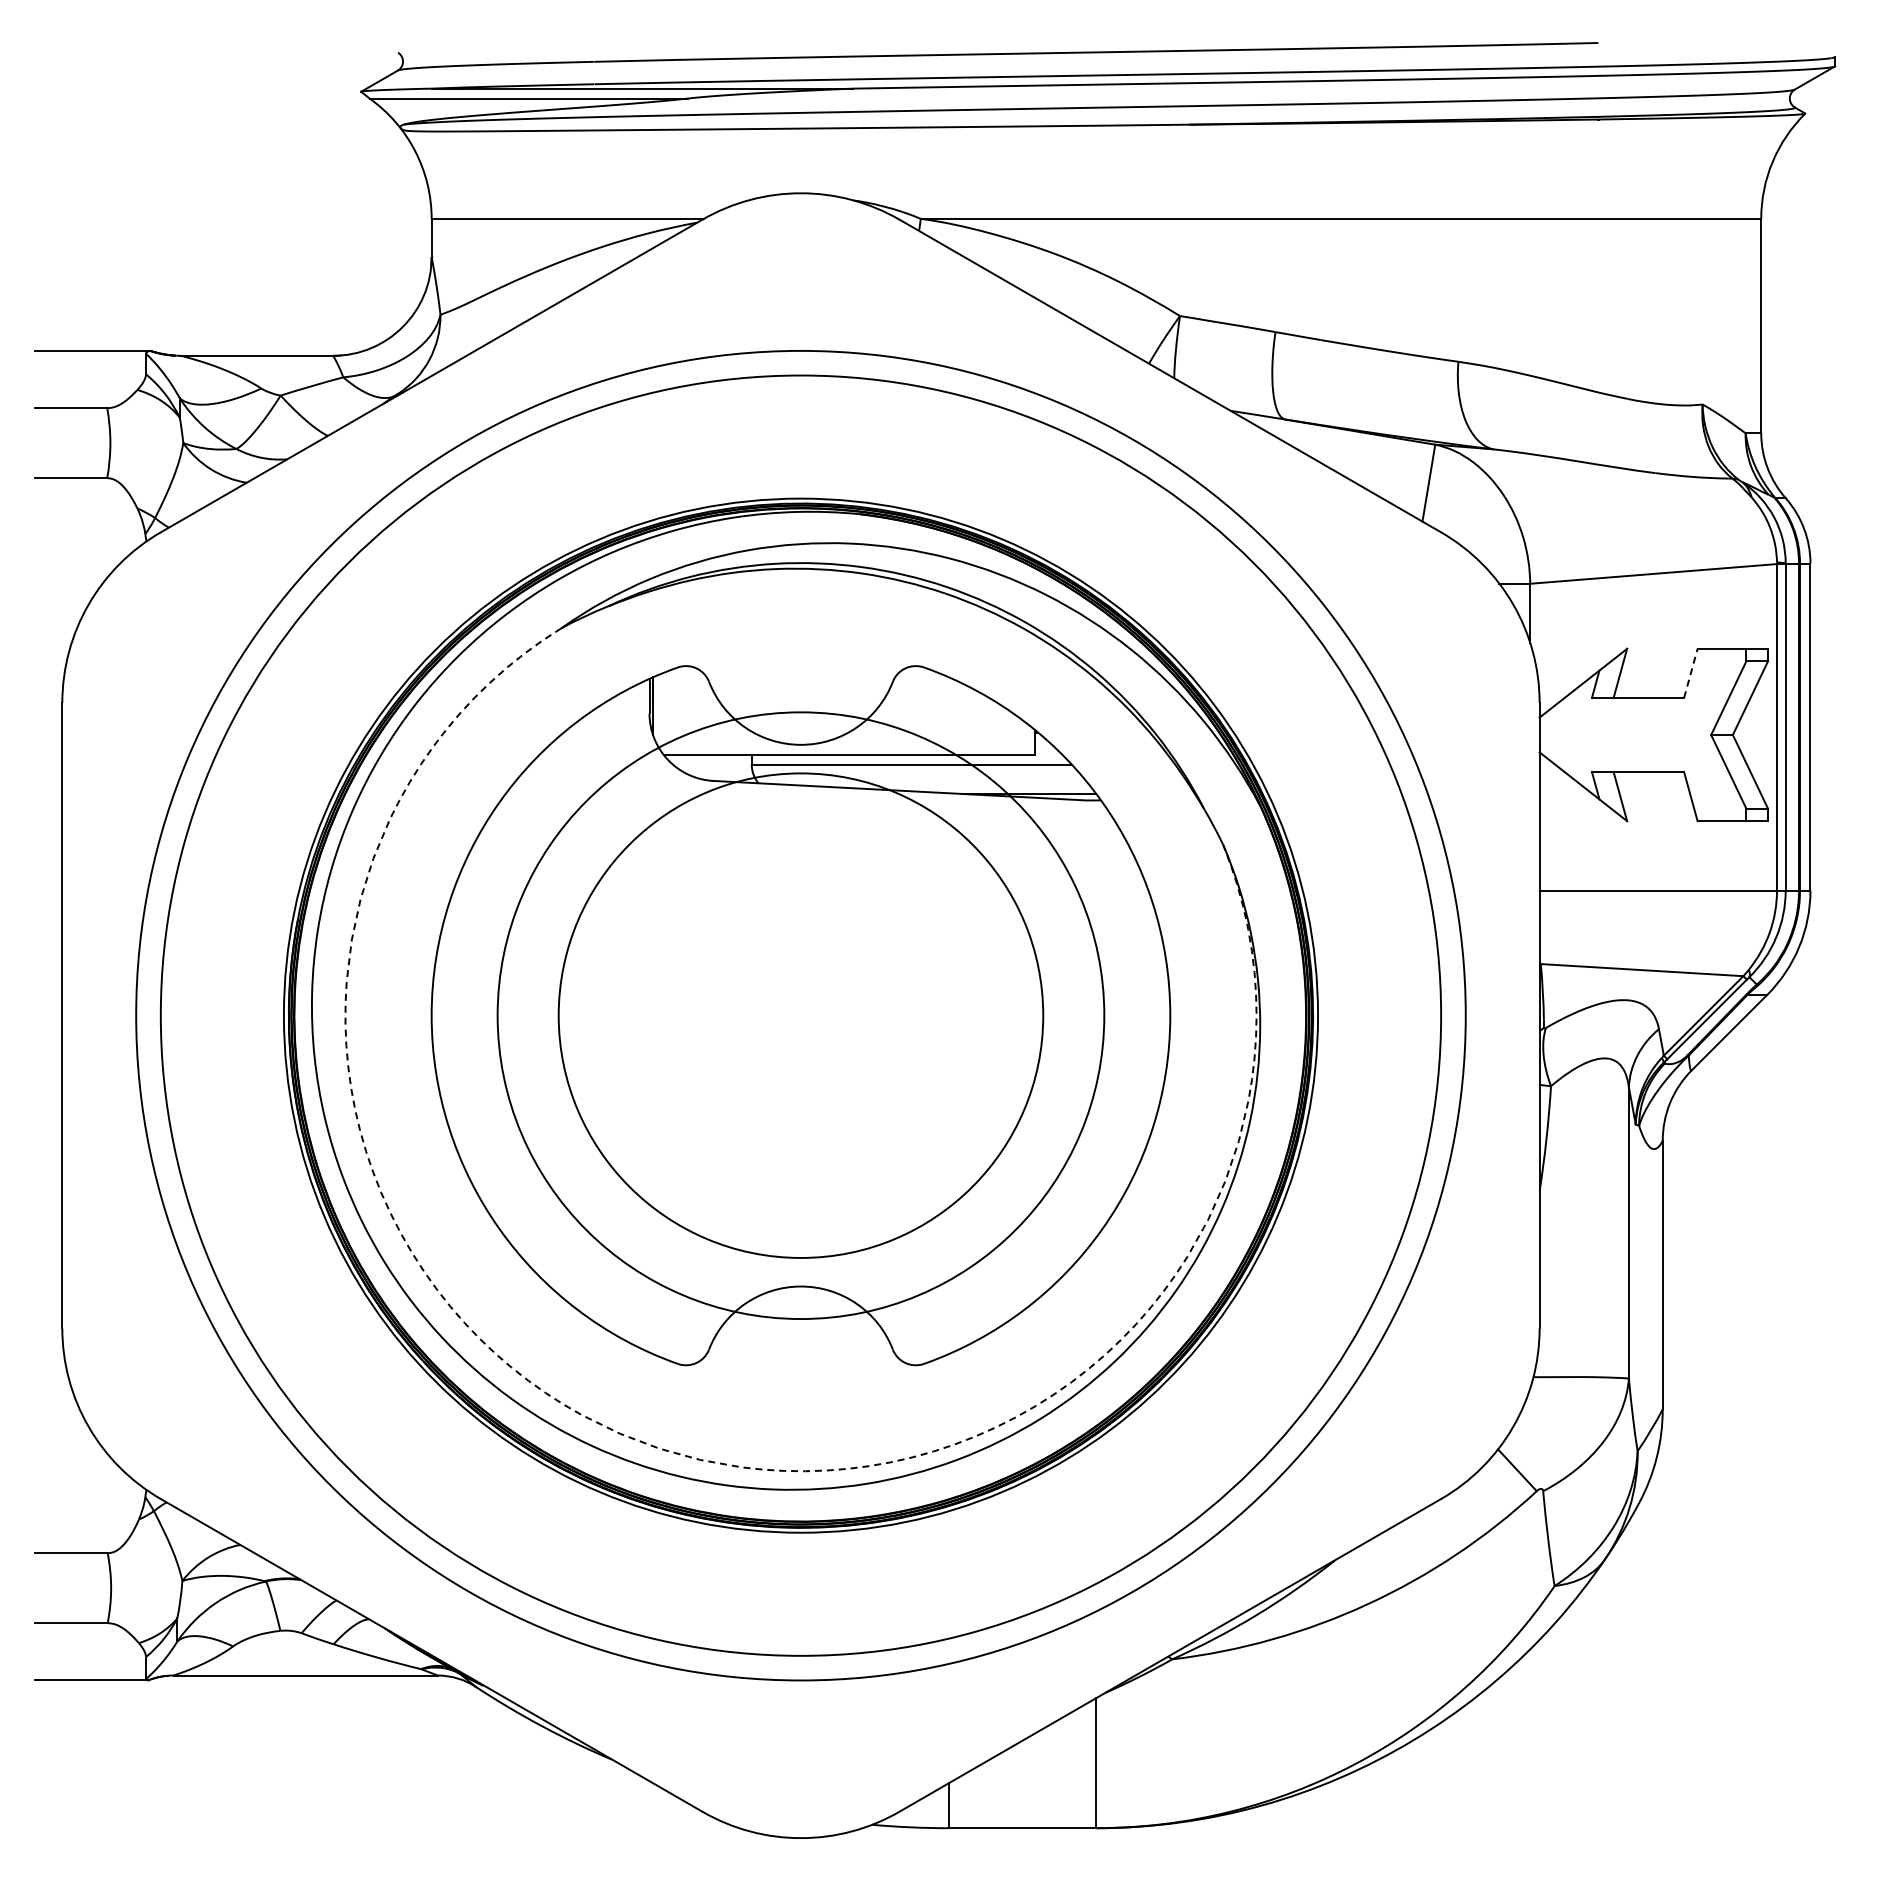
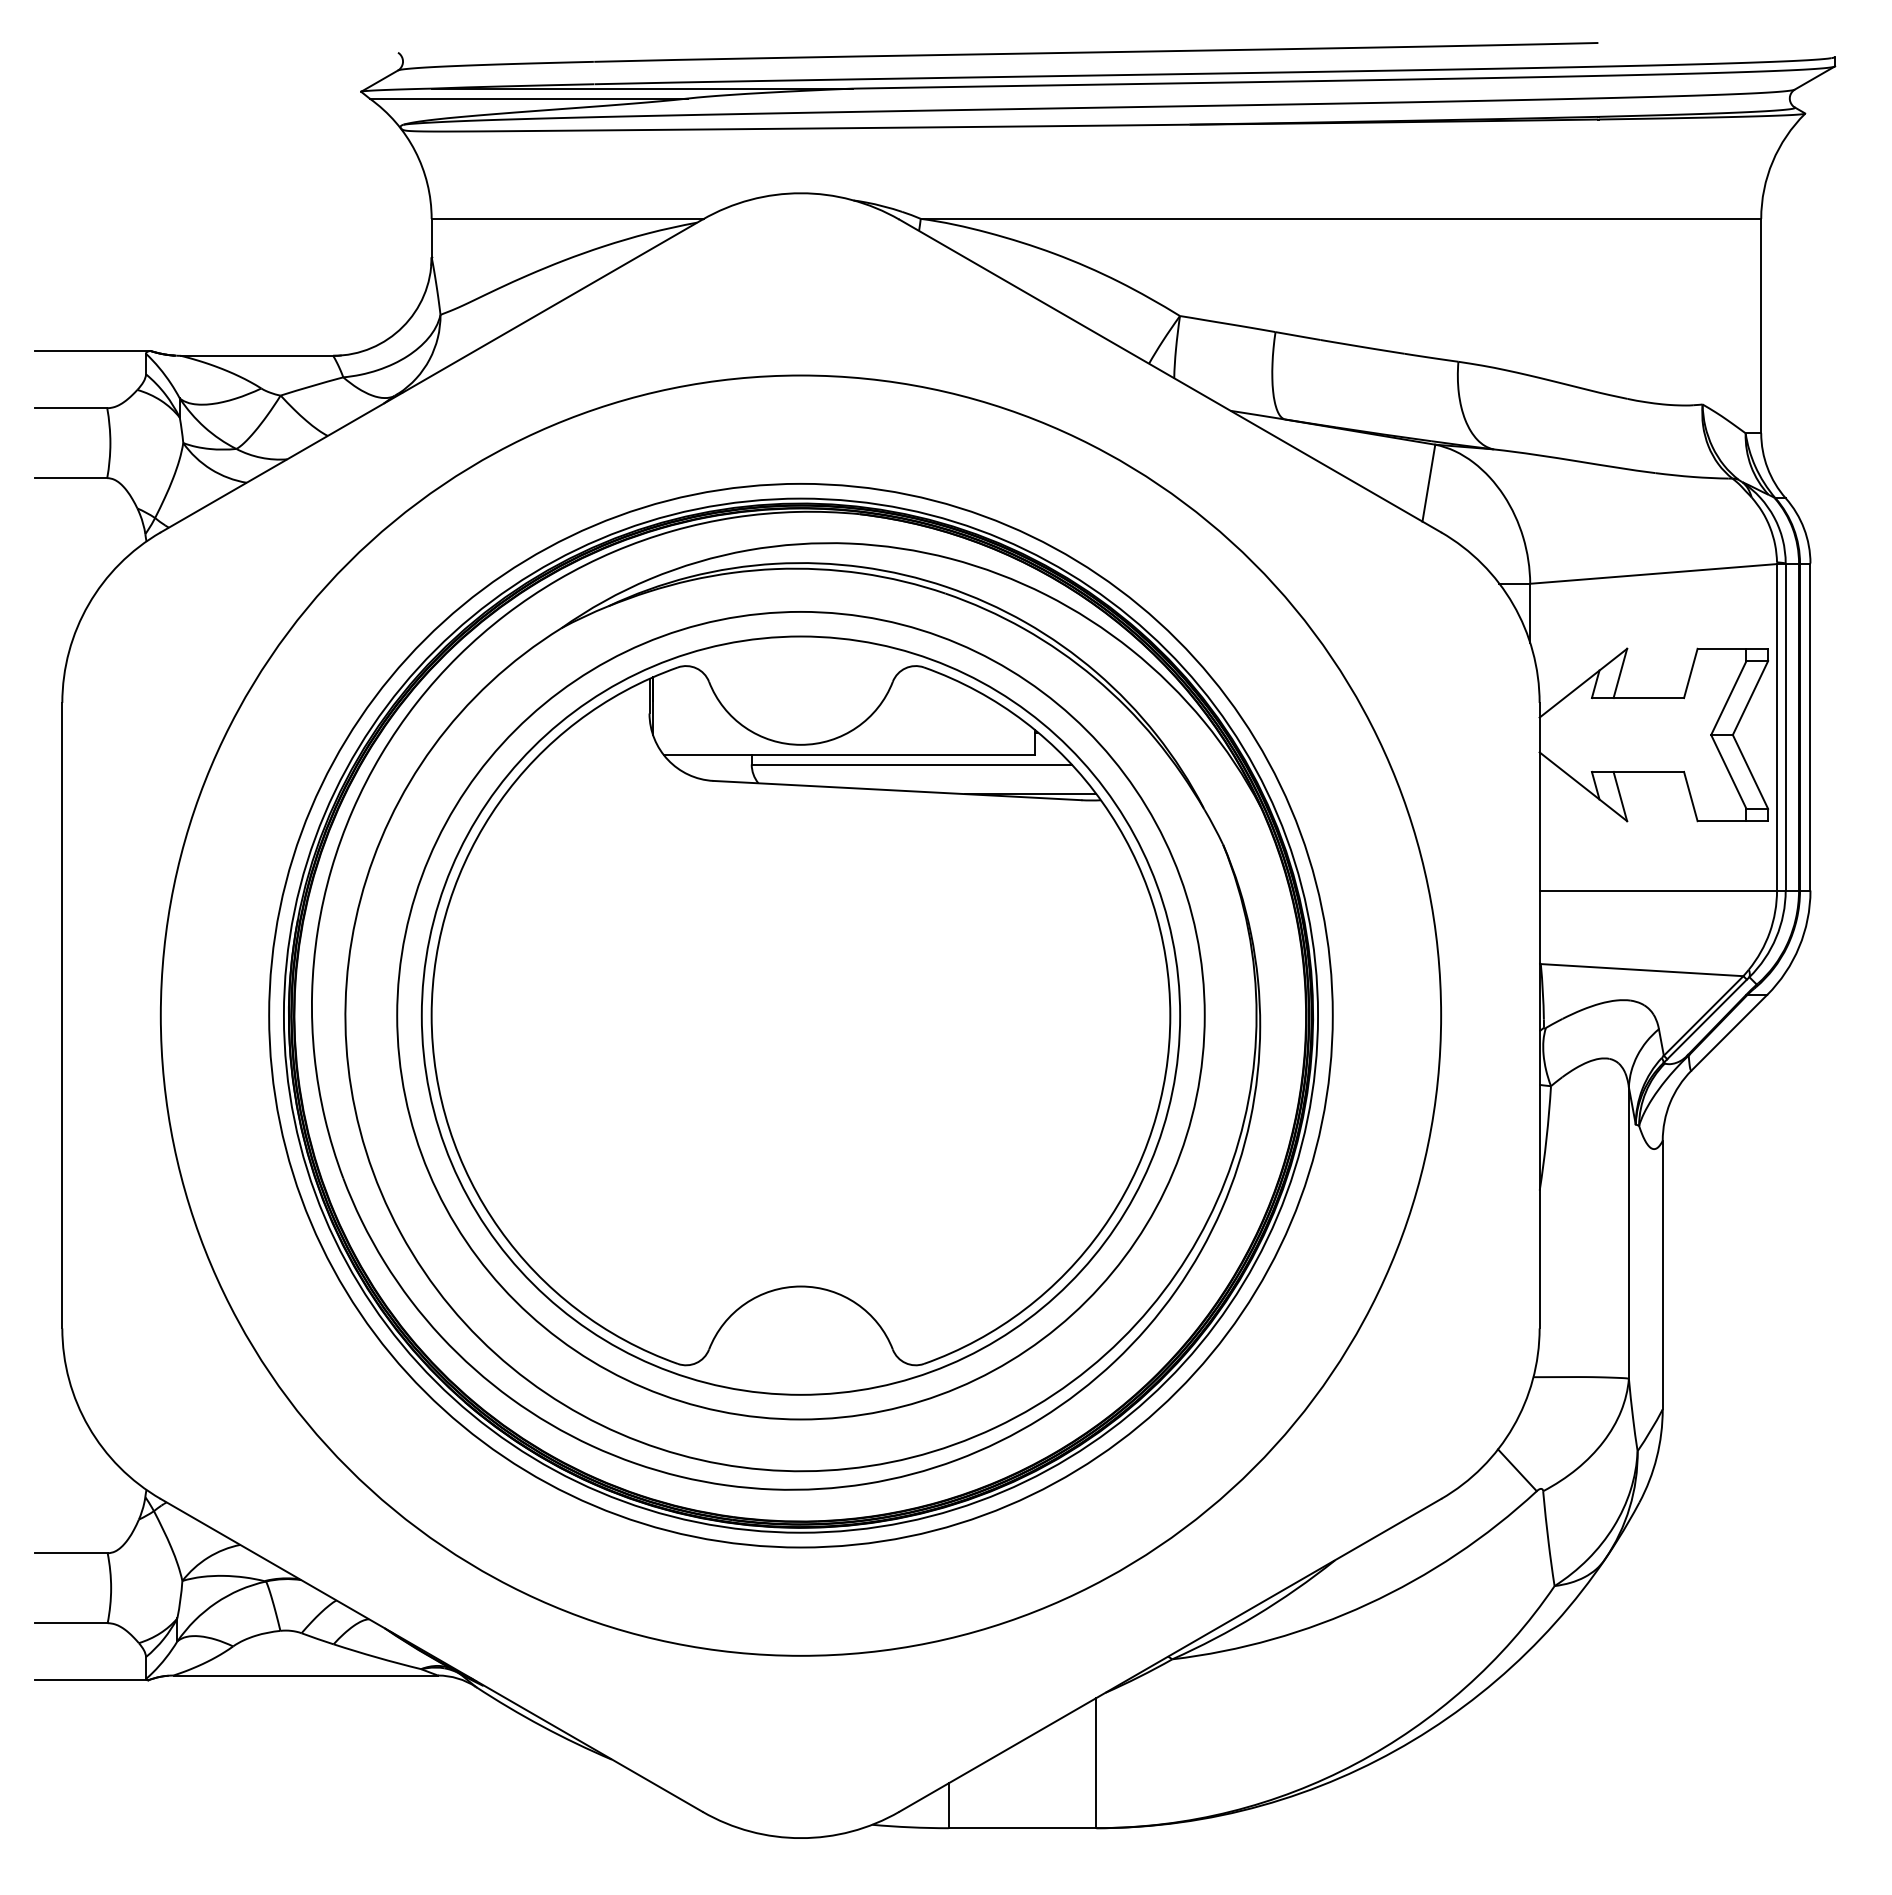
line: dashed -> solid (1690, 673)
circle diameter: 1330 px -> 1064 px (800, 1015)
circle diameter: 485 px -> 808 px (800, 1015)
circle diameter: 607 px -> 758 px (800, 1015)
arc: dashed -> solid (659, 1448)
